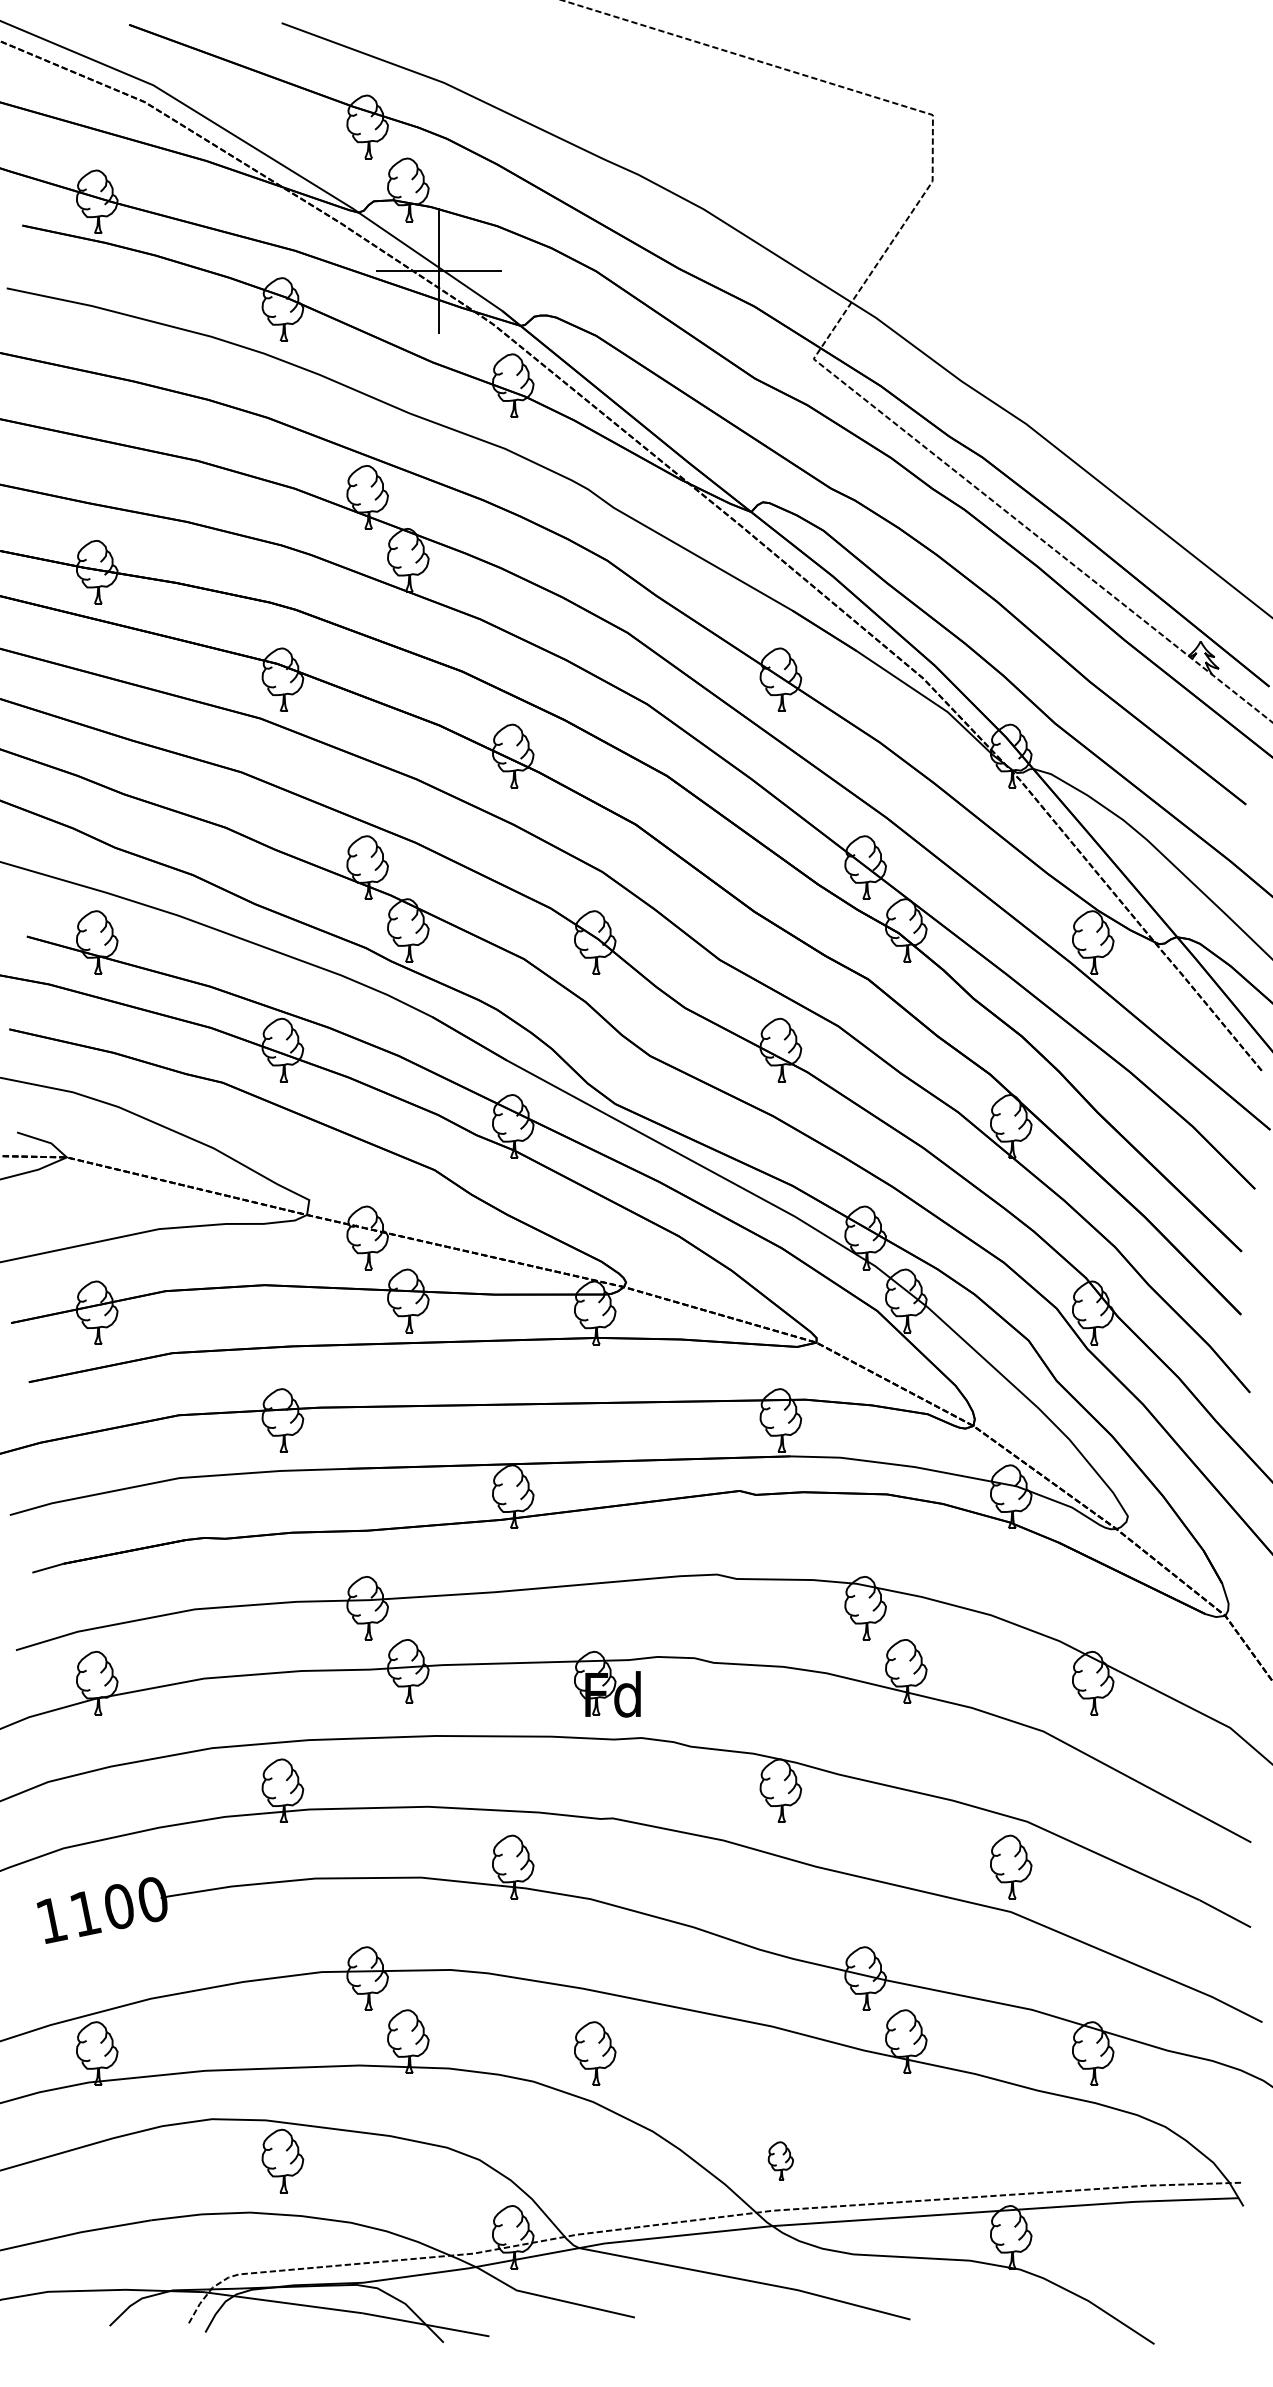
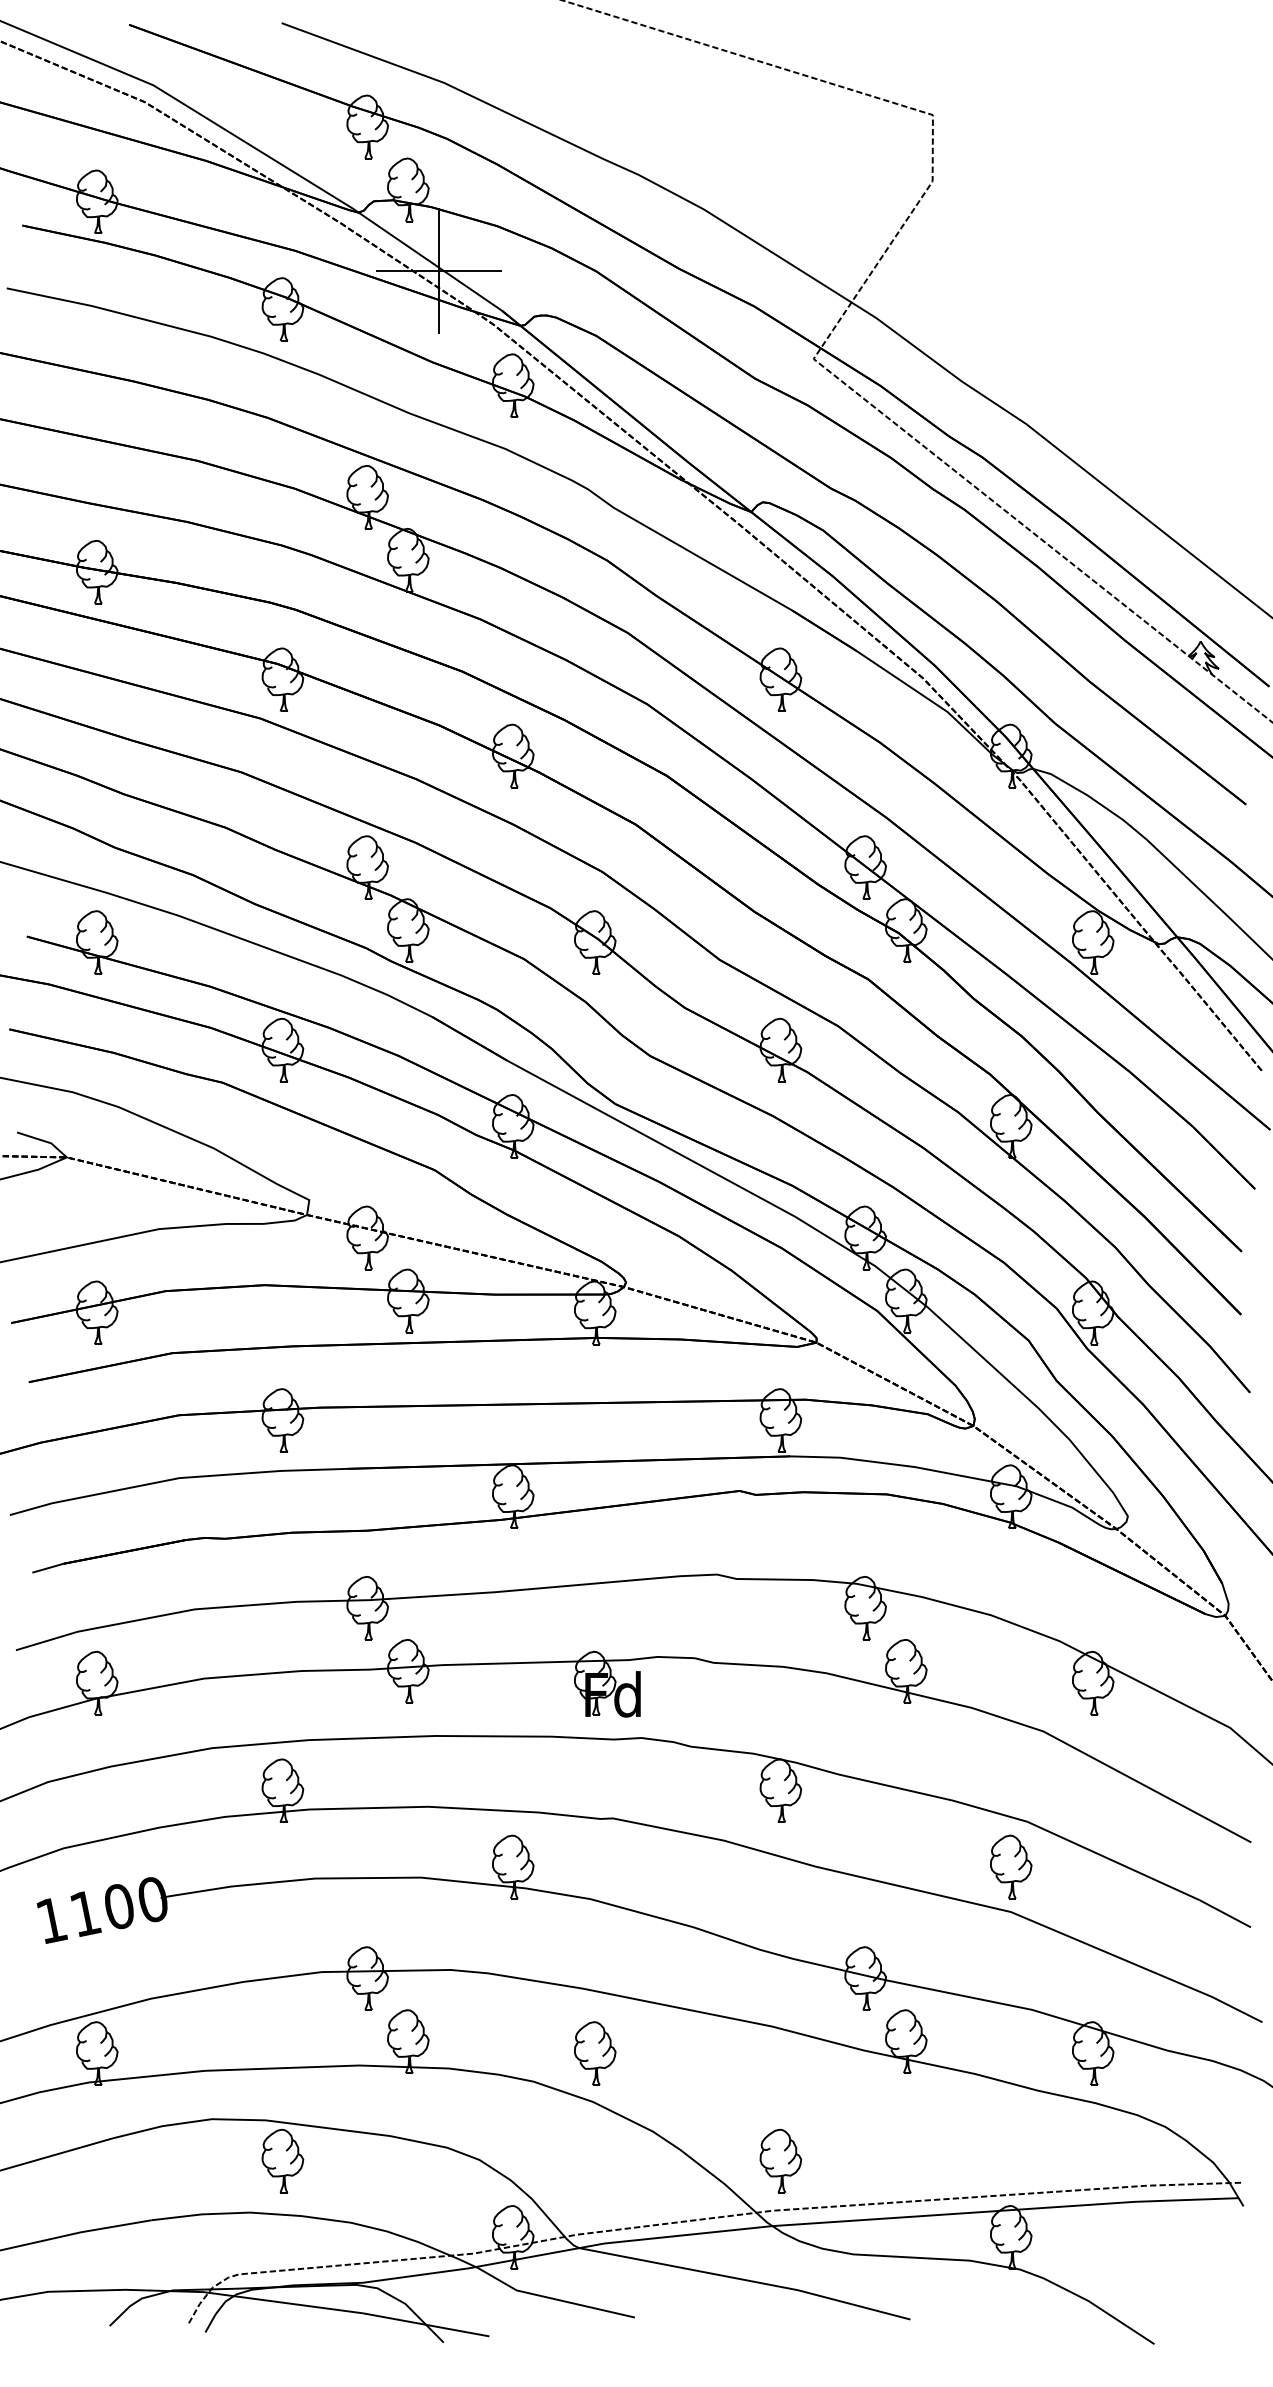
part size: 27x40 px -> 44x66 px (780, 2160)
